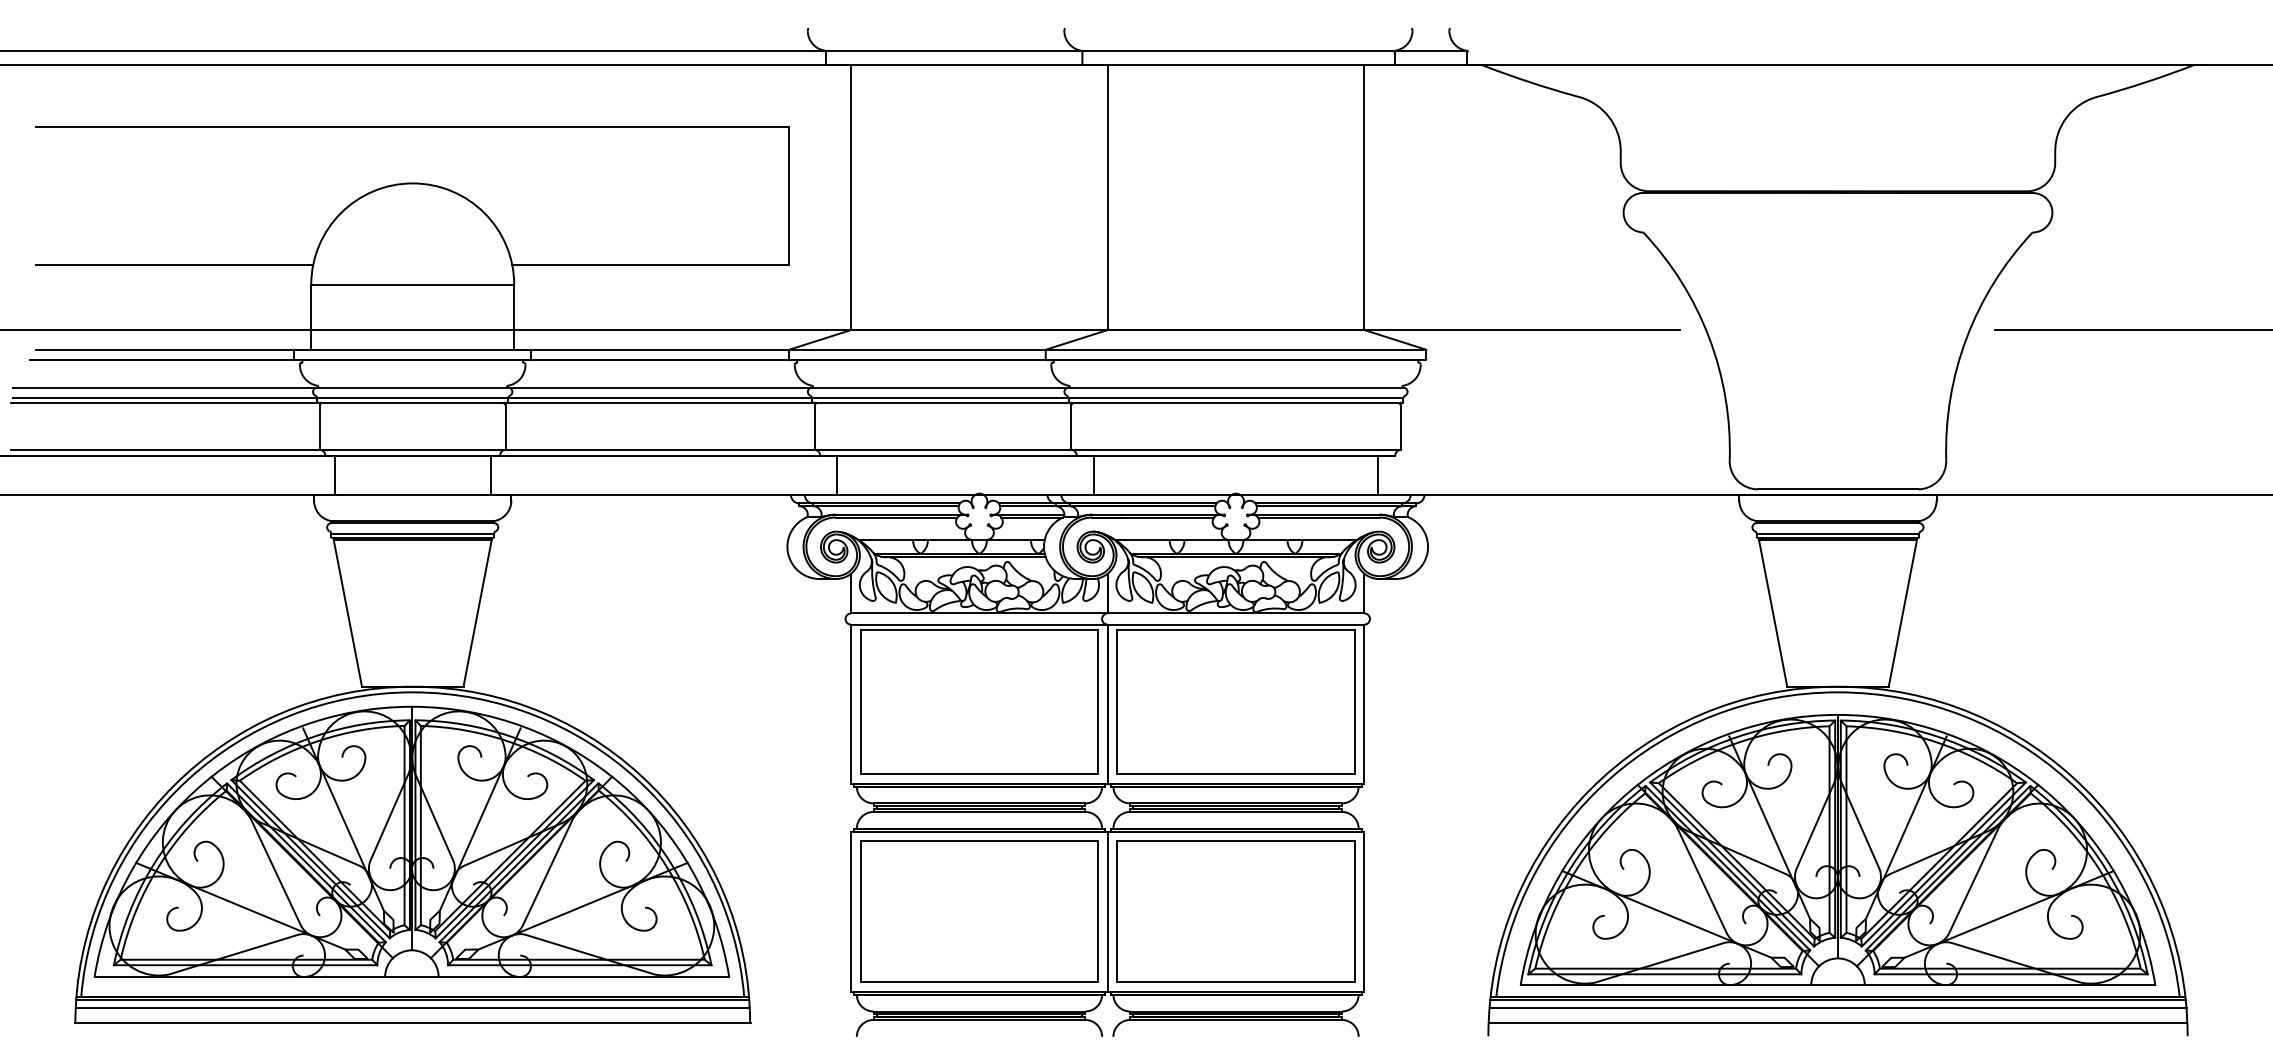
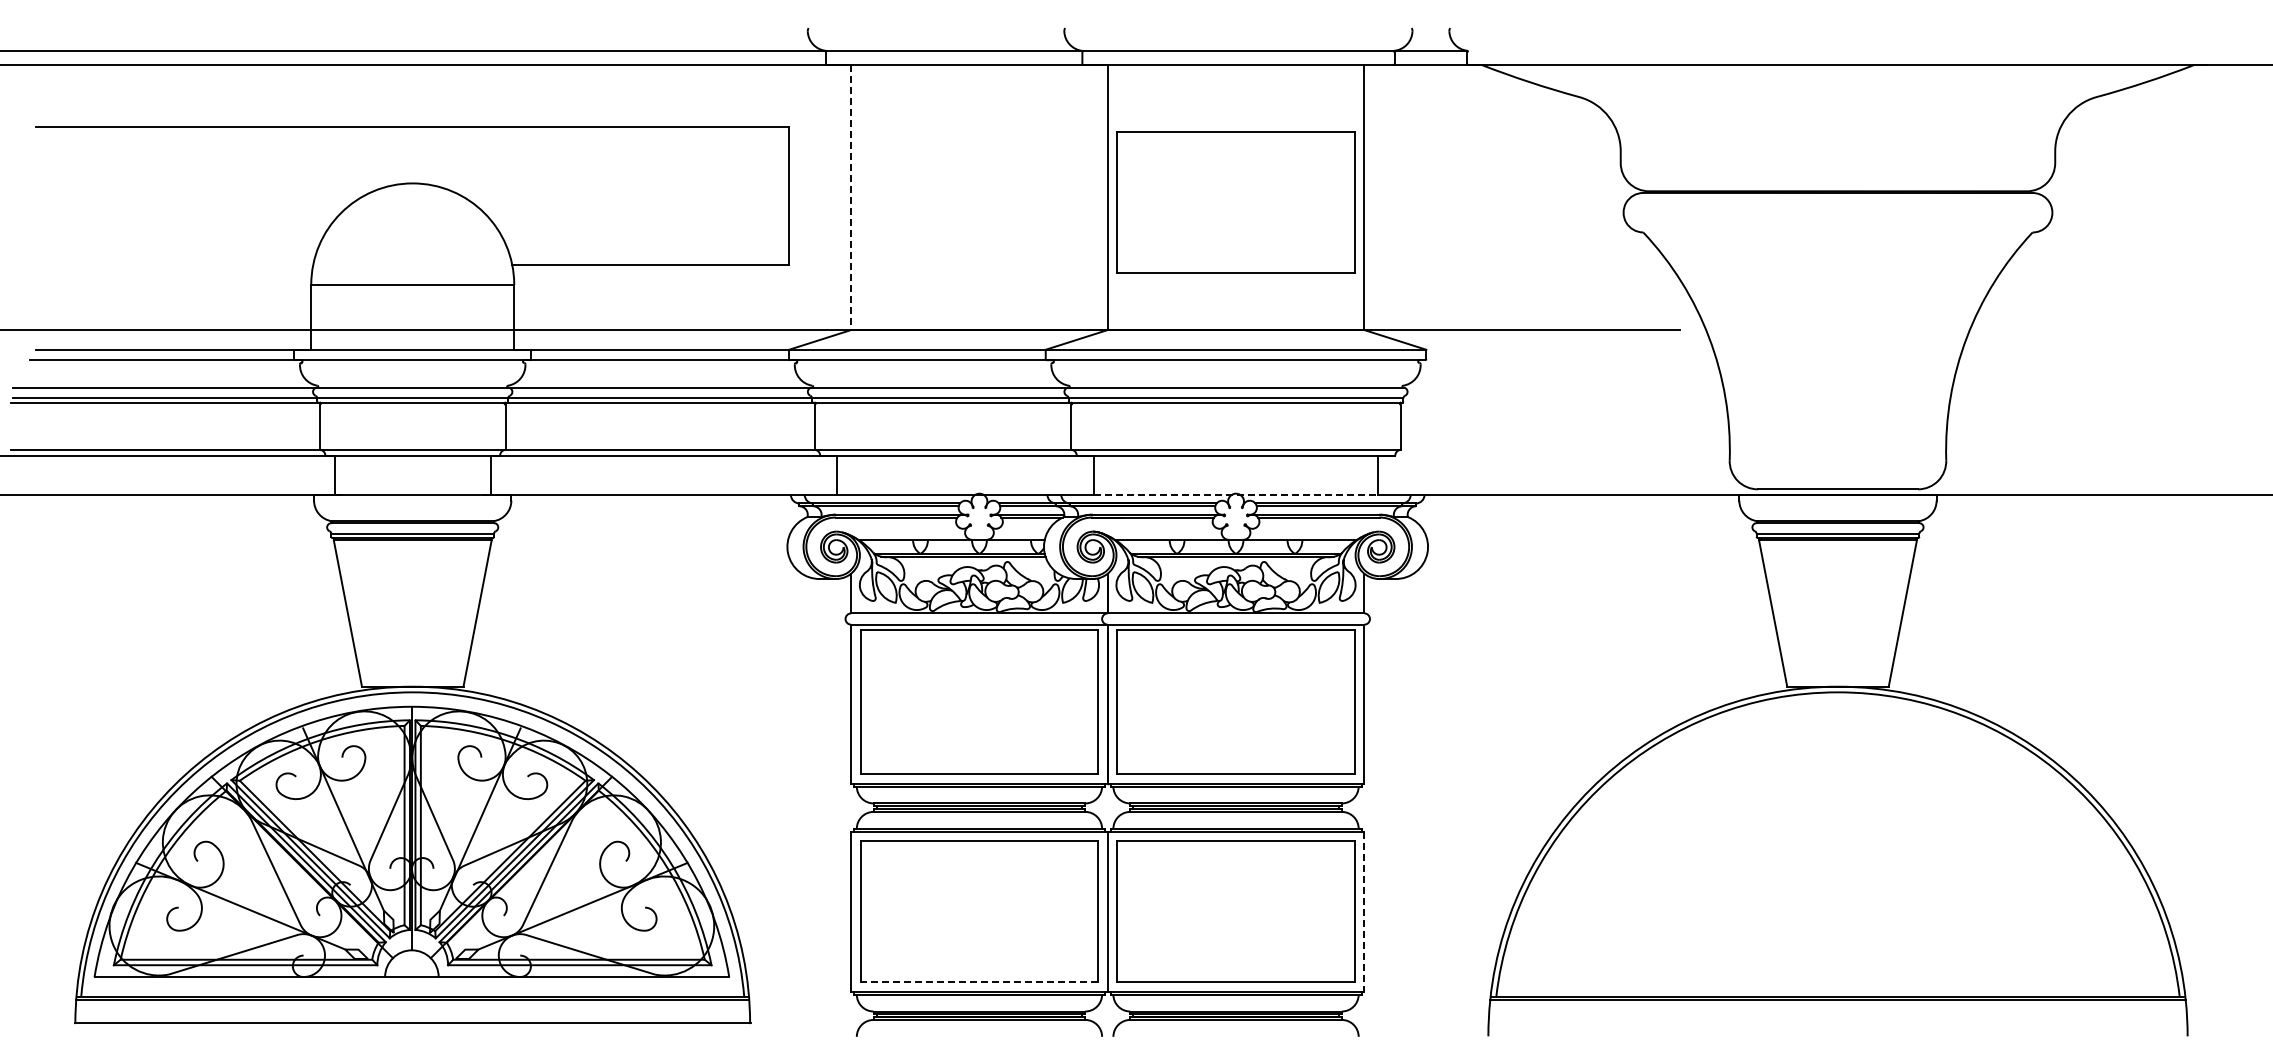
line: solid -> dashed (851, 197)
part: none -> present (1235, 202)
line: present -> none (174, 265)
line: present -> none (2132, 330)
line: solid -> dashed (1236, 494)
part: present -> none (1837, 849)
line: solid -> dashed (1364, 912)
line: solid -> dashed (979, 982)
line: present -> none (412, 1008)
line: present -> none (1837, 1008)
line: present -> none (1837, 1022)
